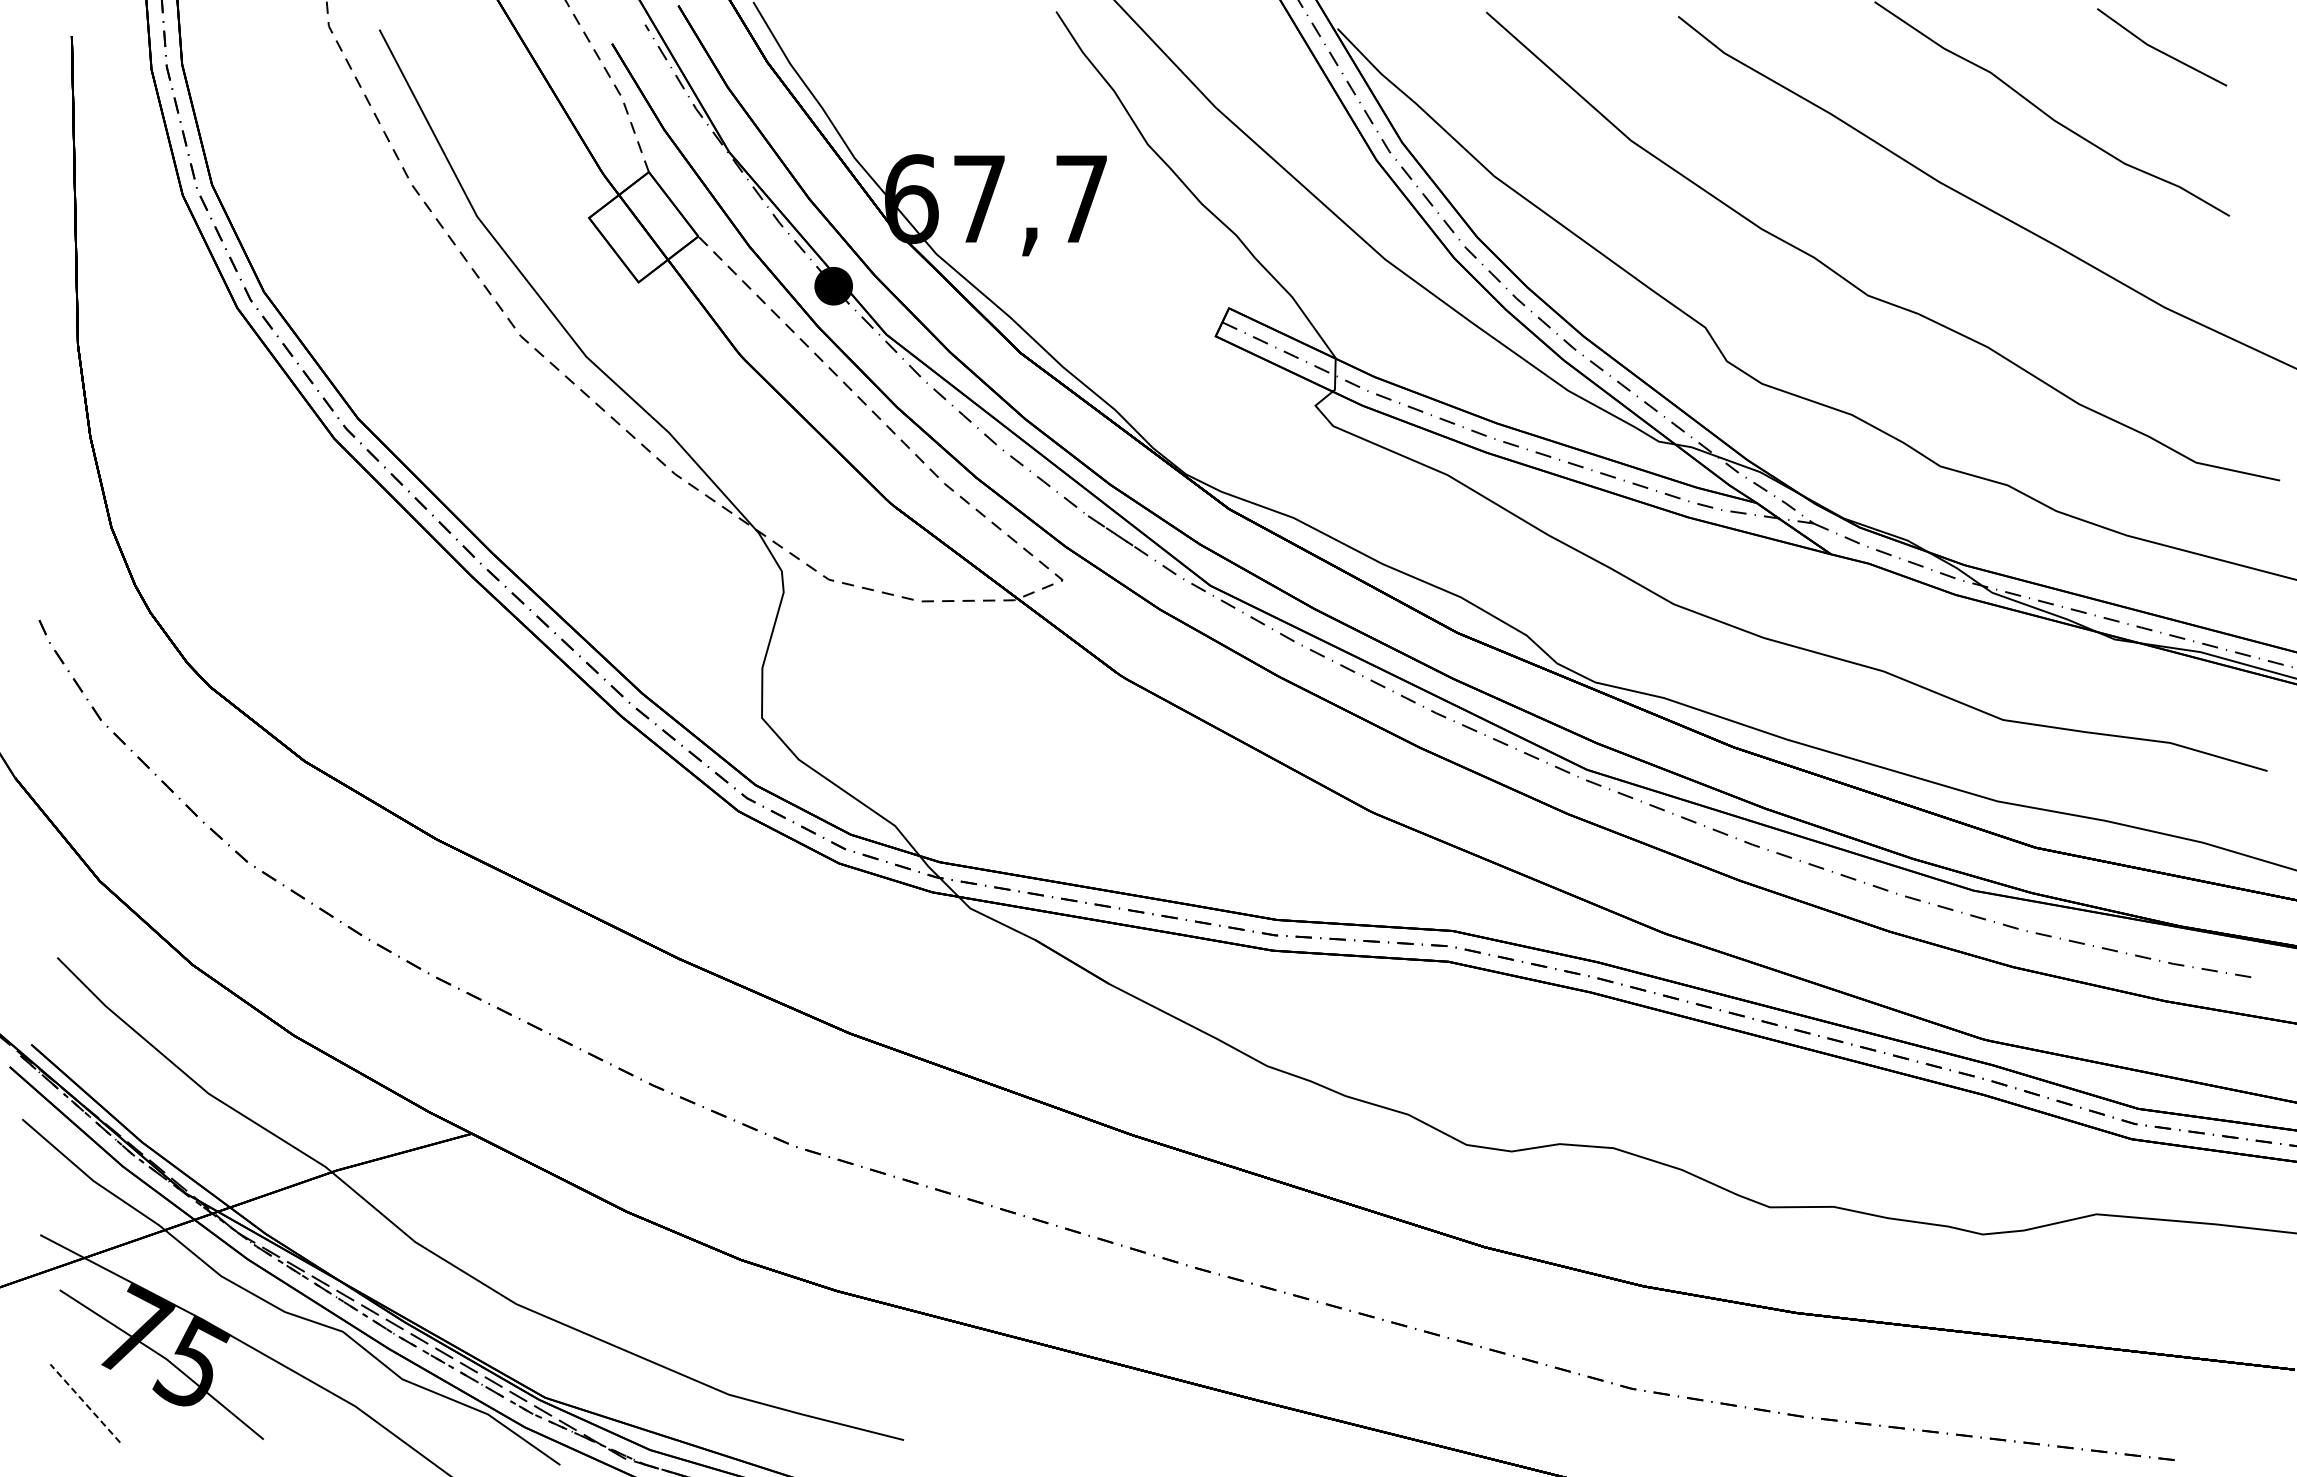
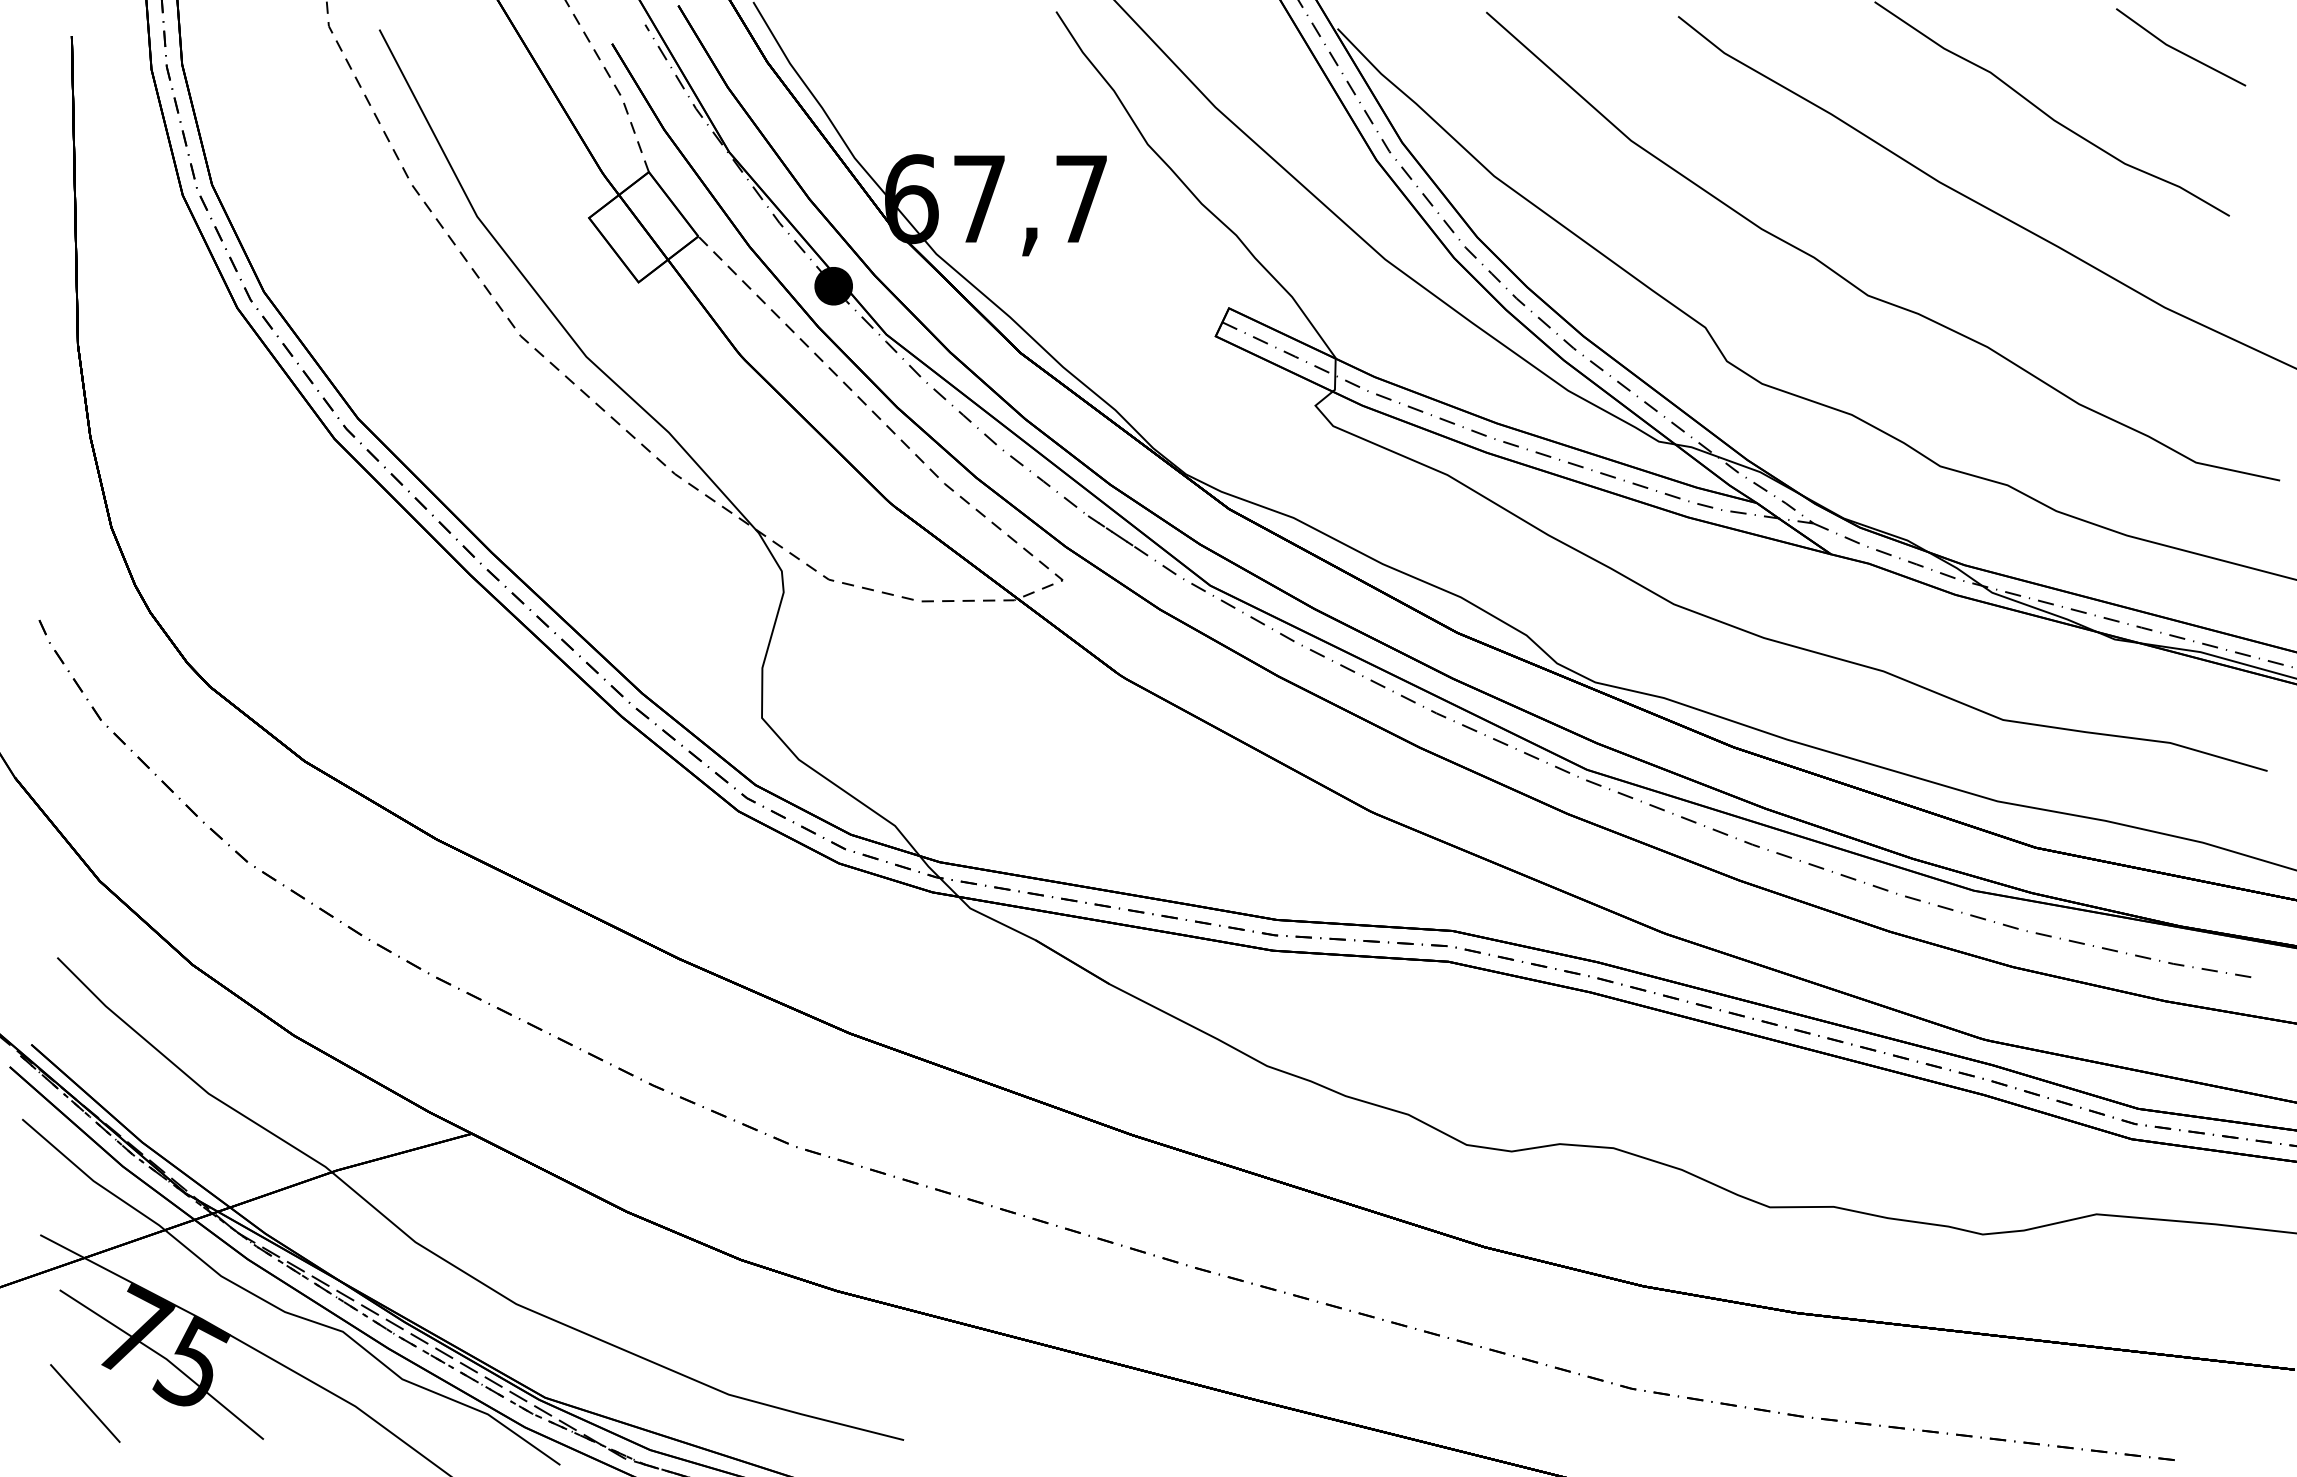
line position: (2161, 50) -> (2180, 50) (2180, 50)
line: dashed -> solid (85, 1403)
